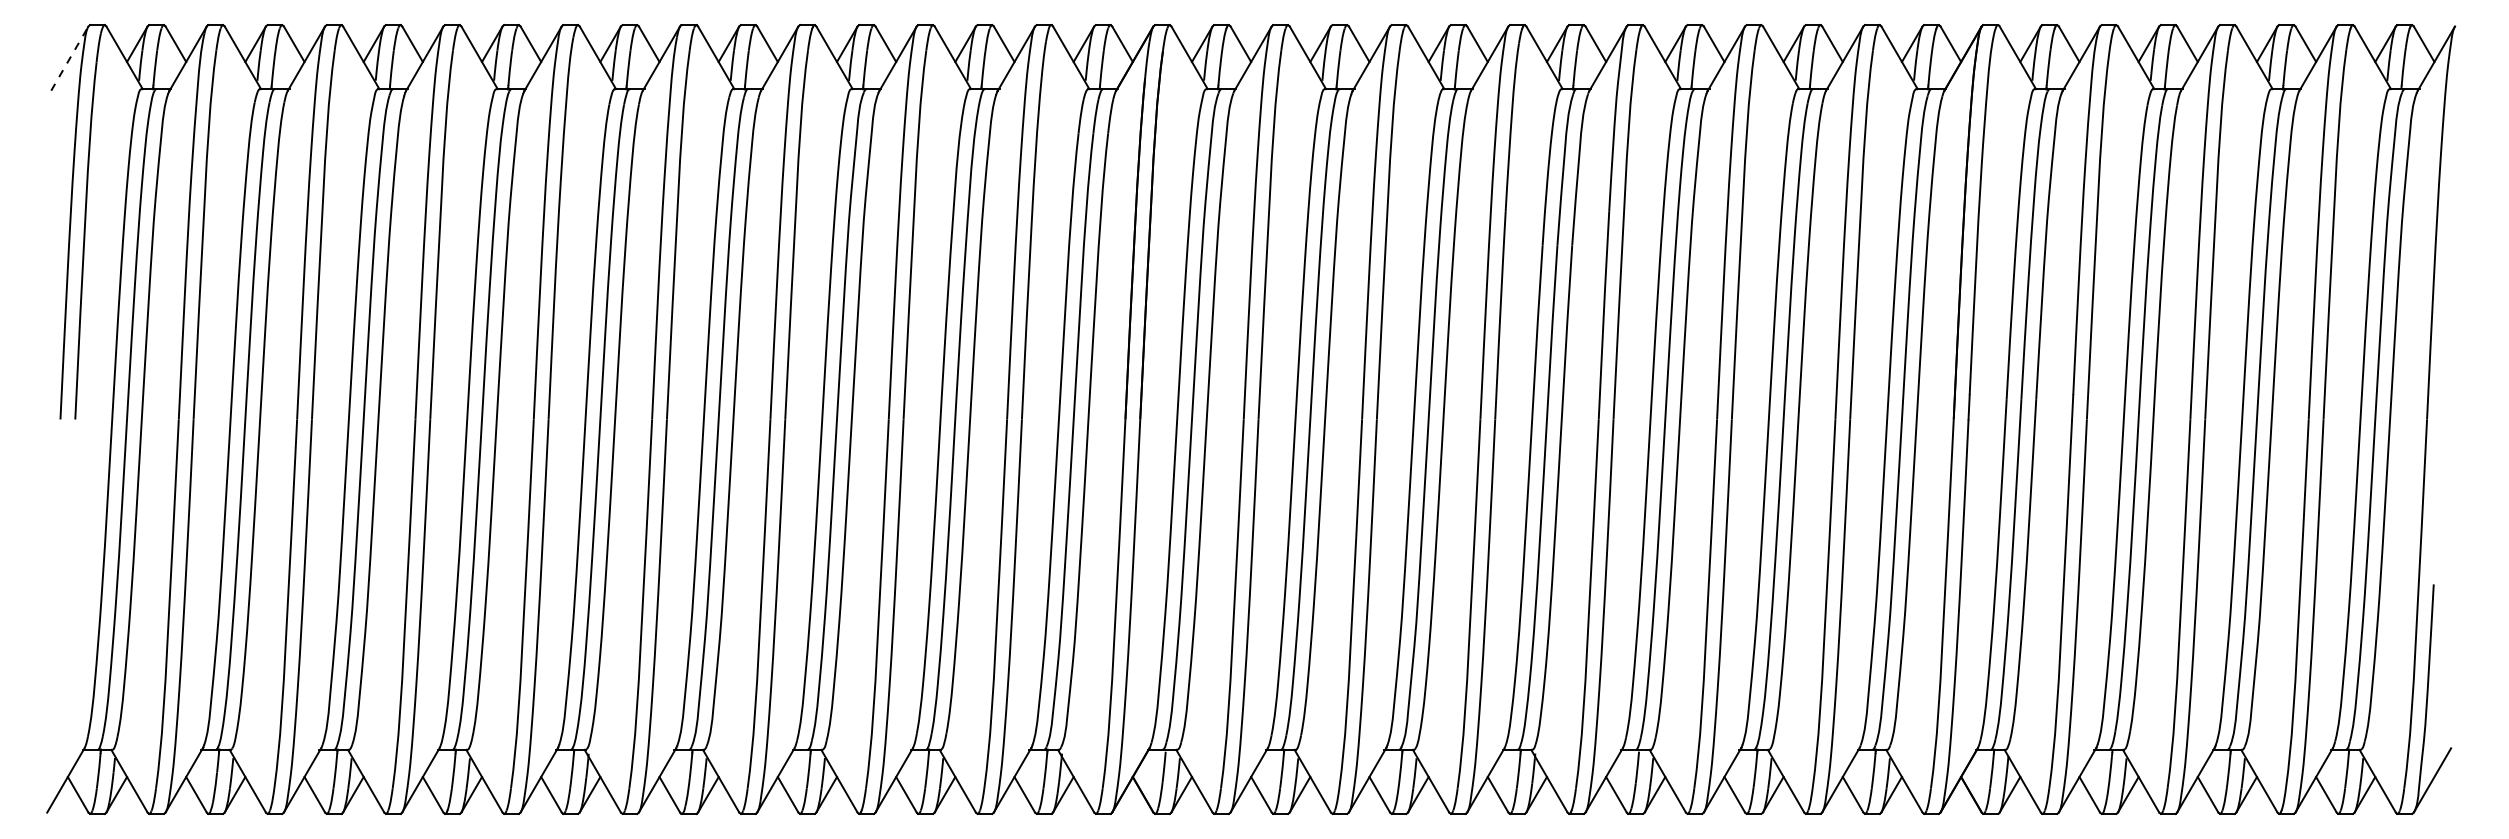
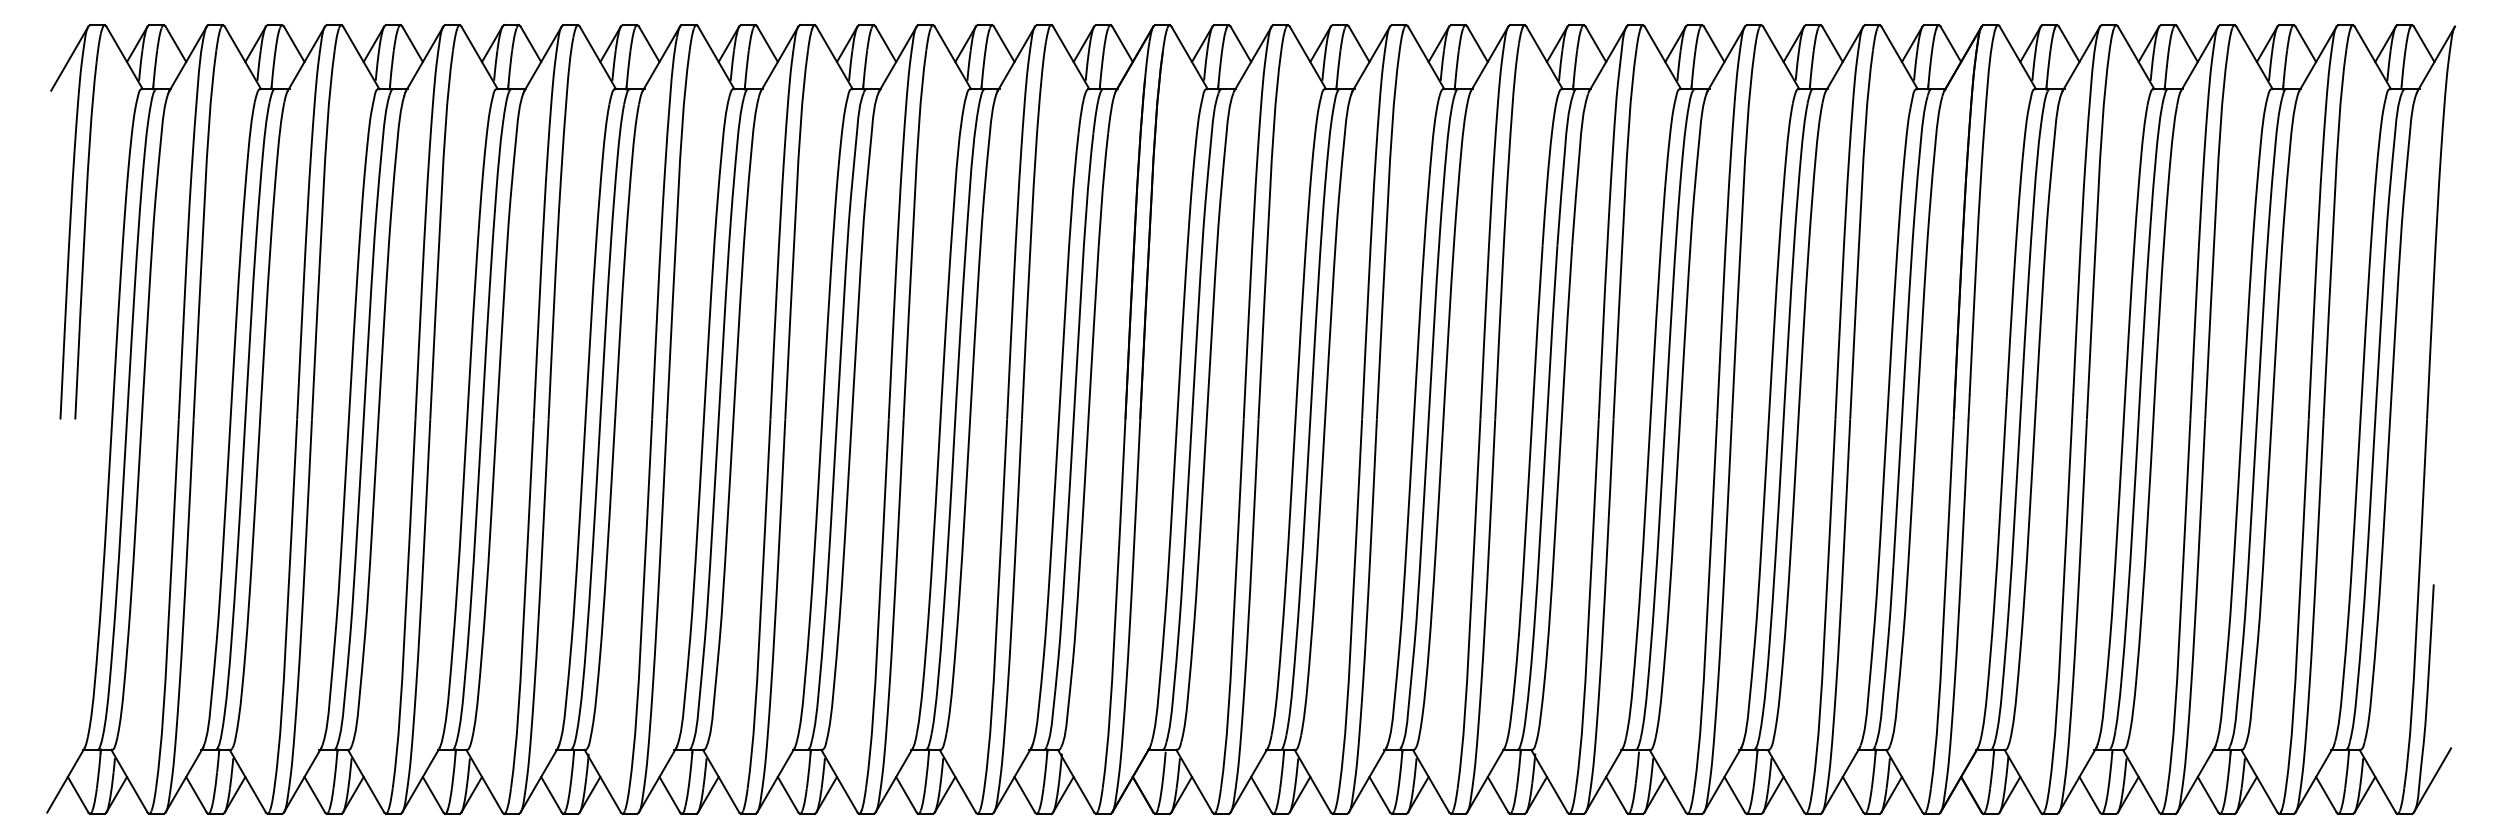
line: dashed -> solid (70, 58)
